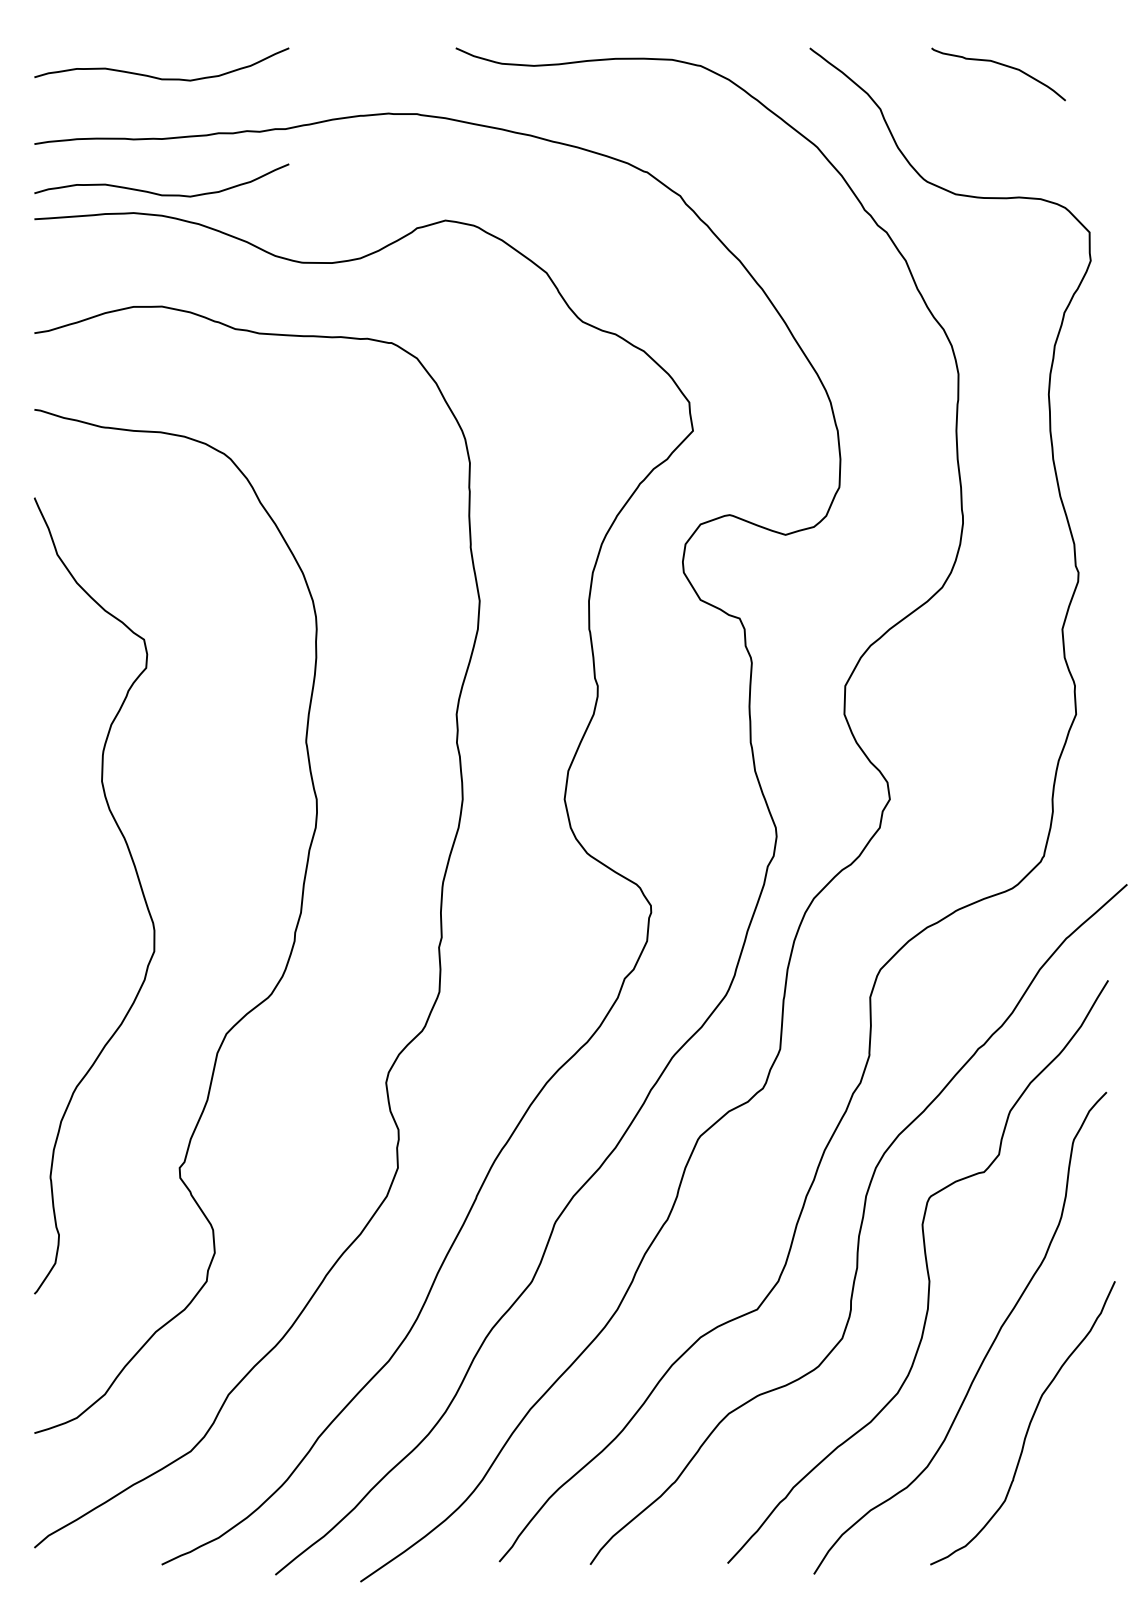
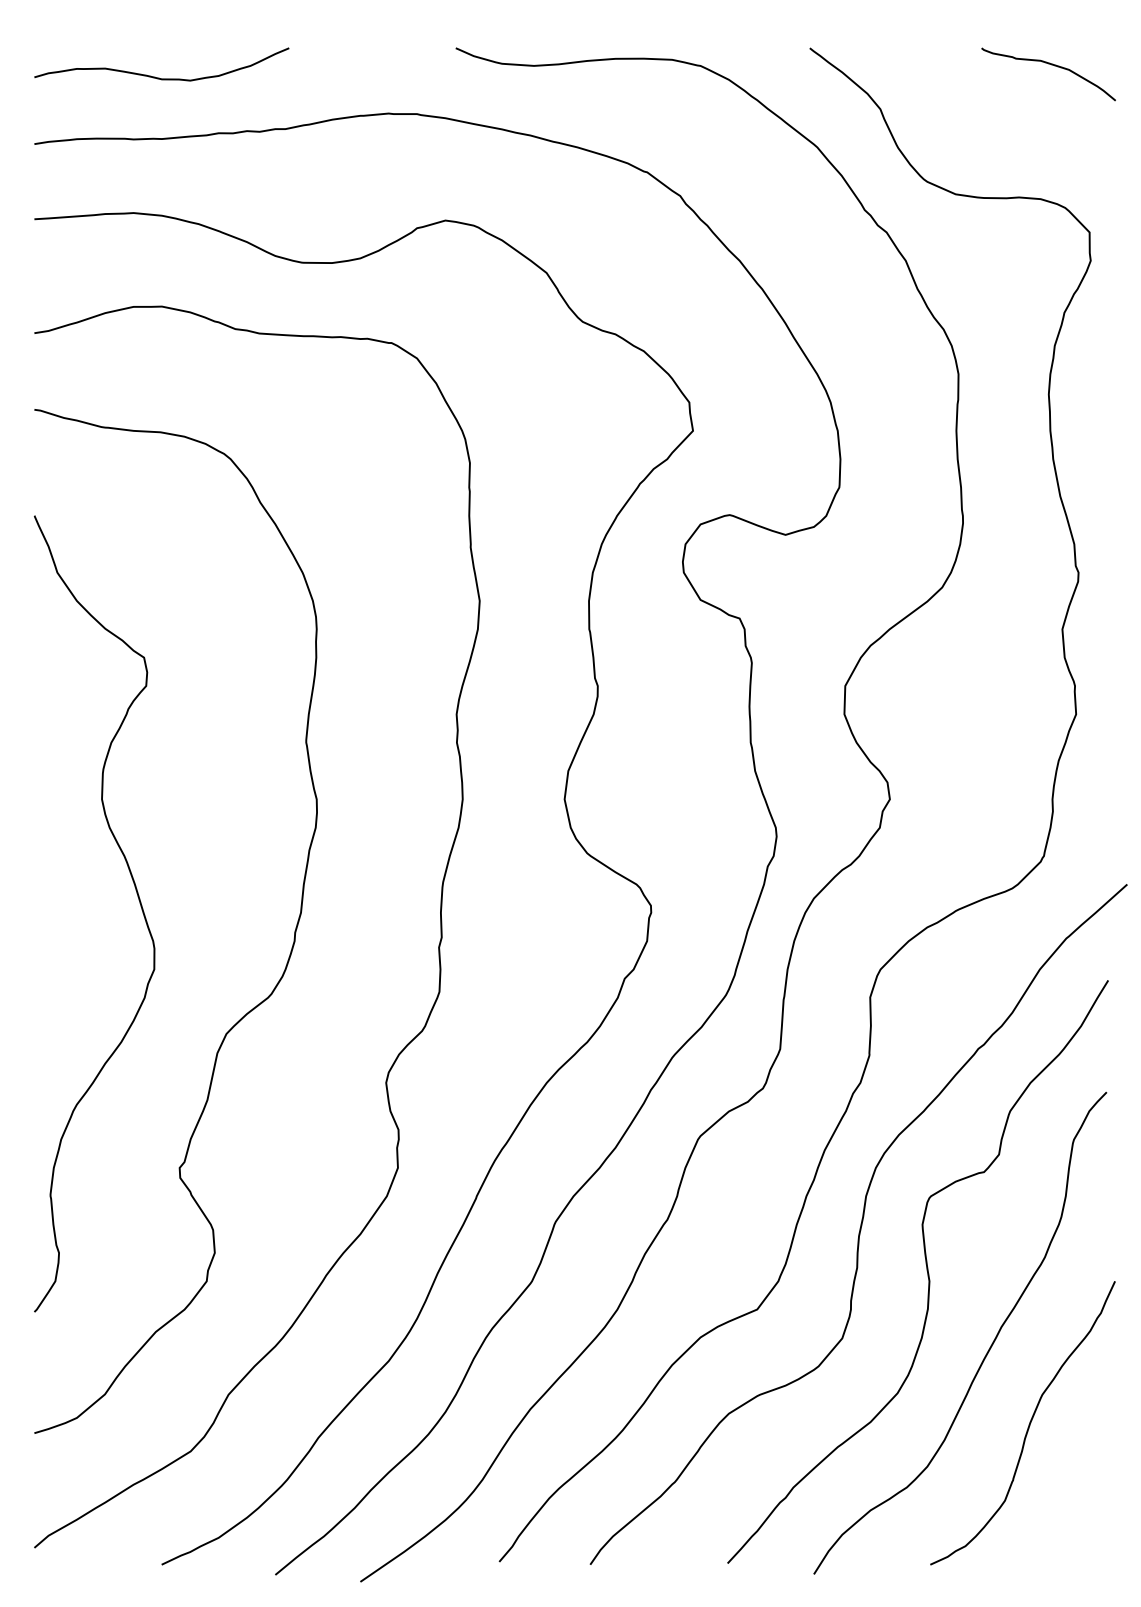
curve position: (1001, 65) -> (1051, 65) (1051, 65)
curve: present -> none (159, 193)
curve position: (138, 882) -> (138, 900) (138, 900)
